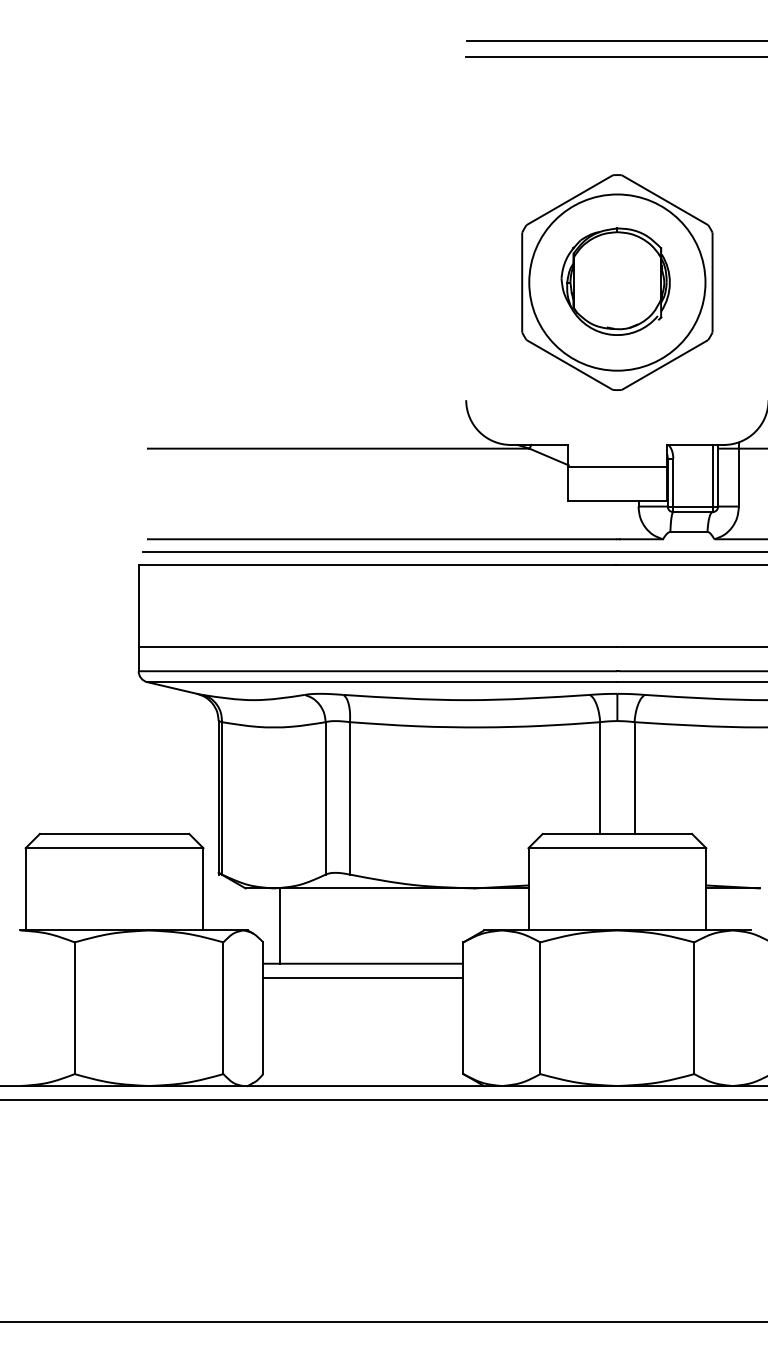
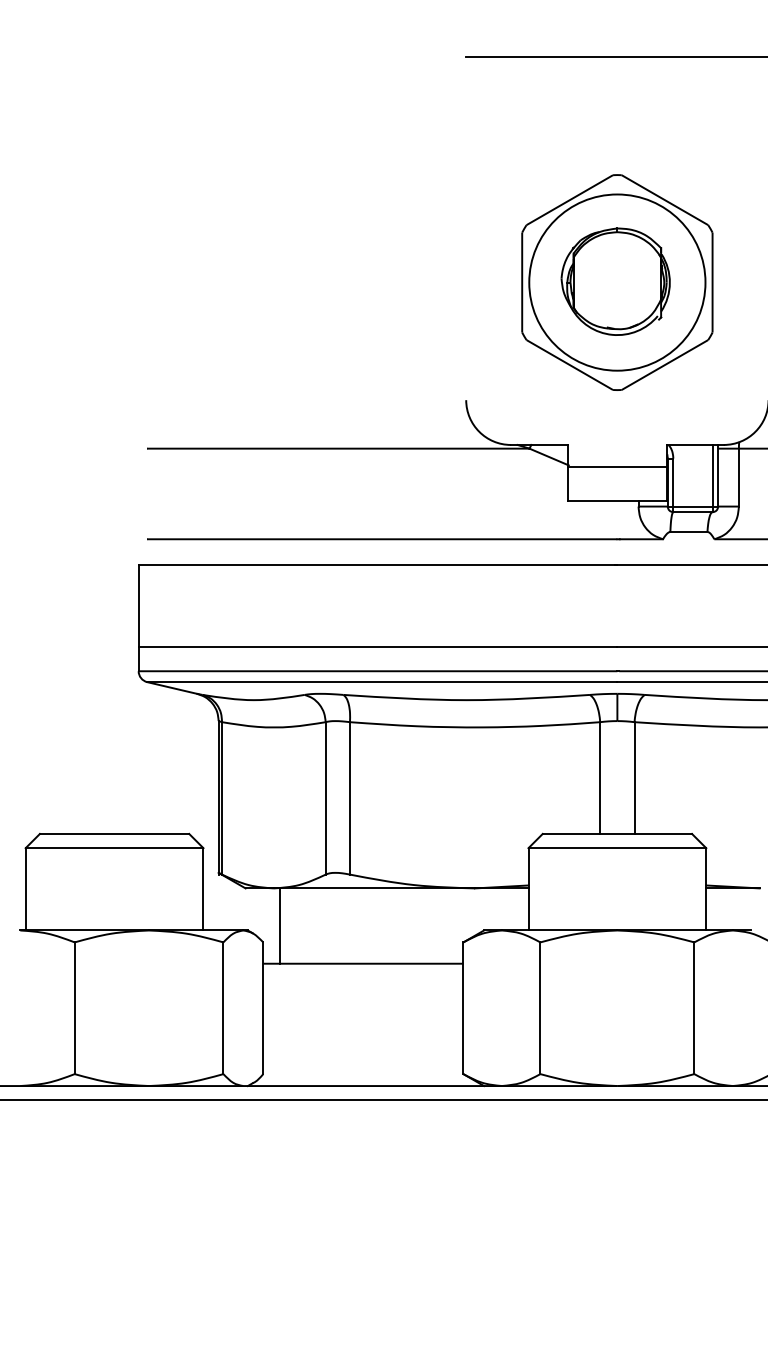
line: present -> none (615, 40)
line: present -> none (453, 552)
line: present -> none (363, 977)
line: present -> none (383, 1322)
